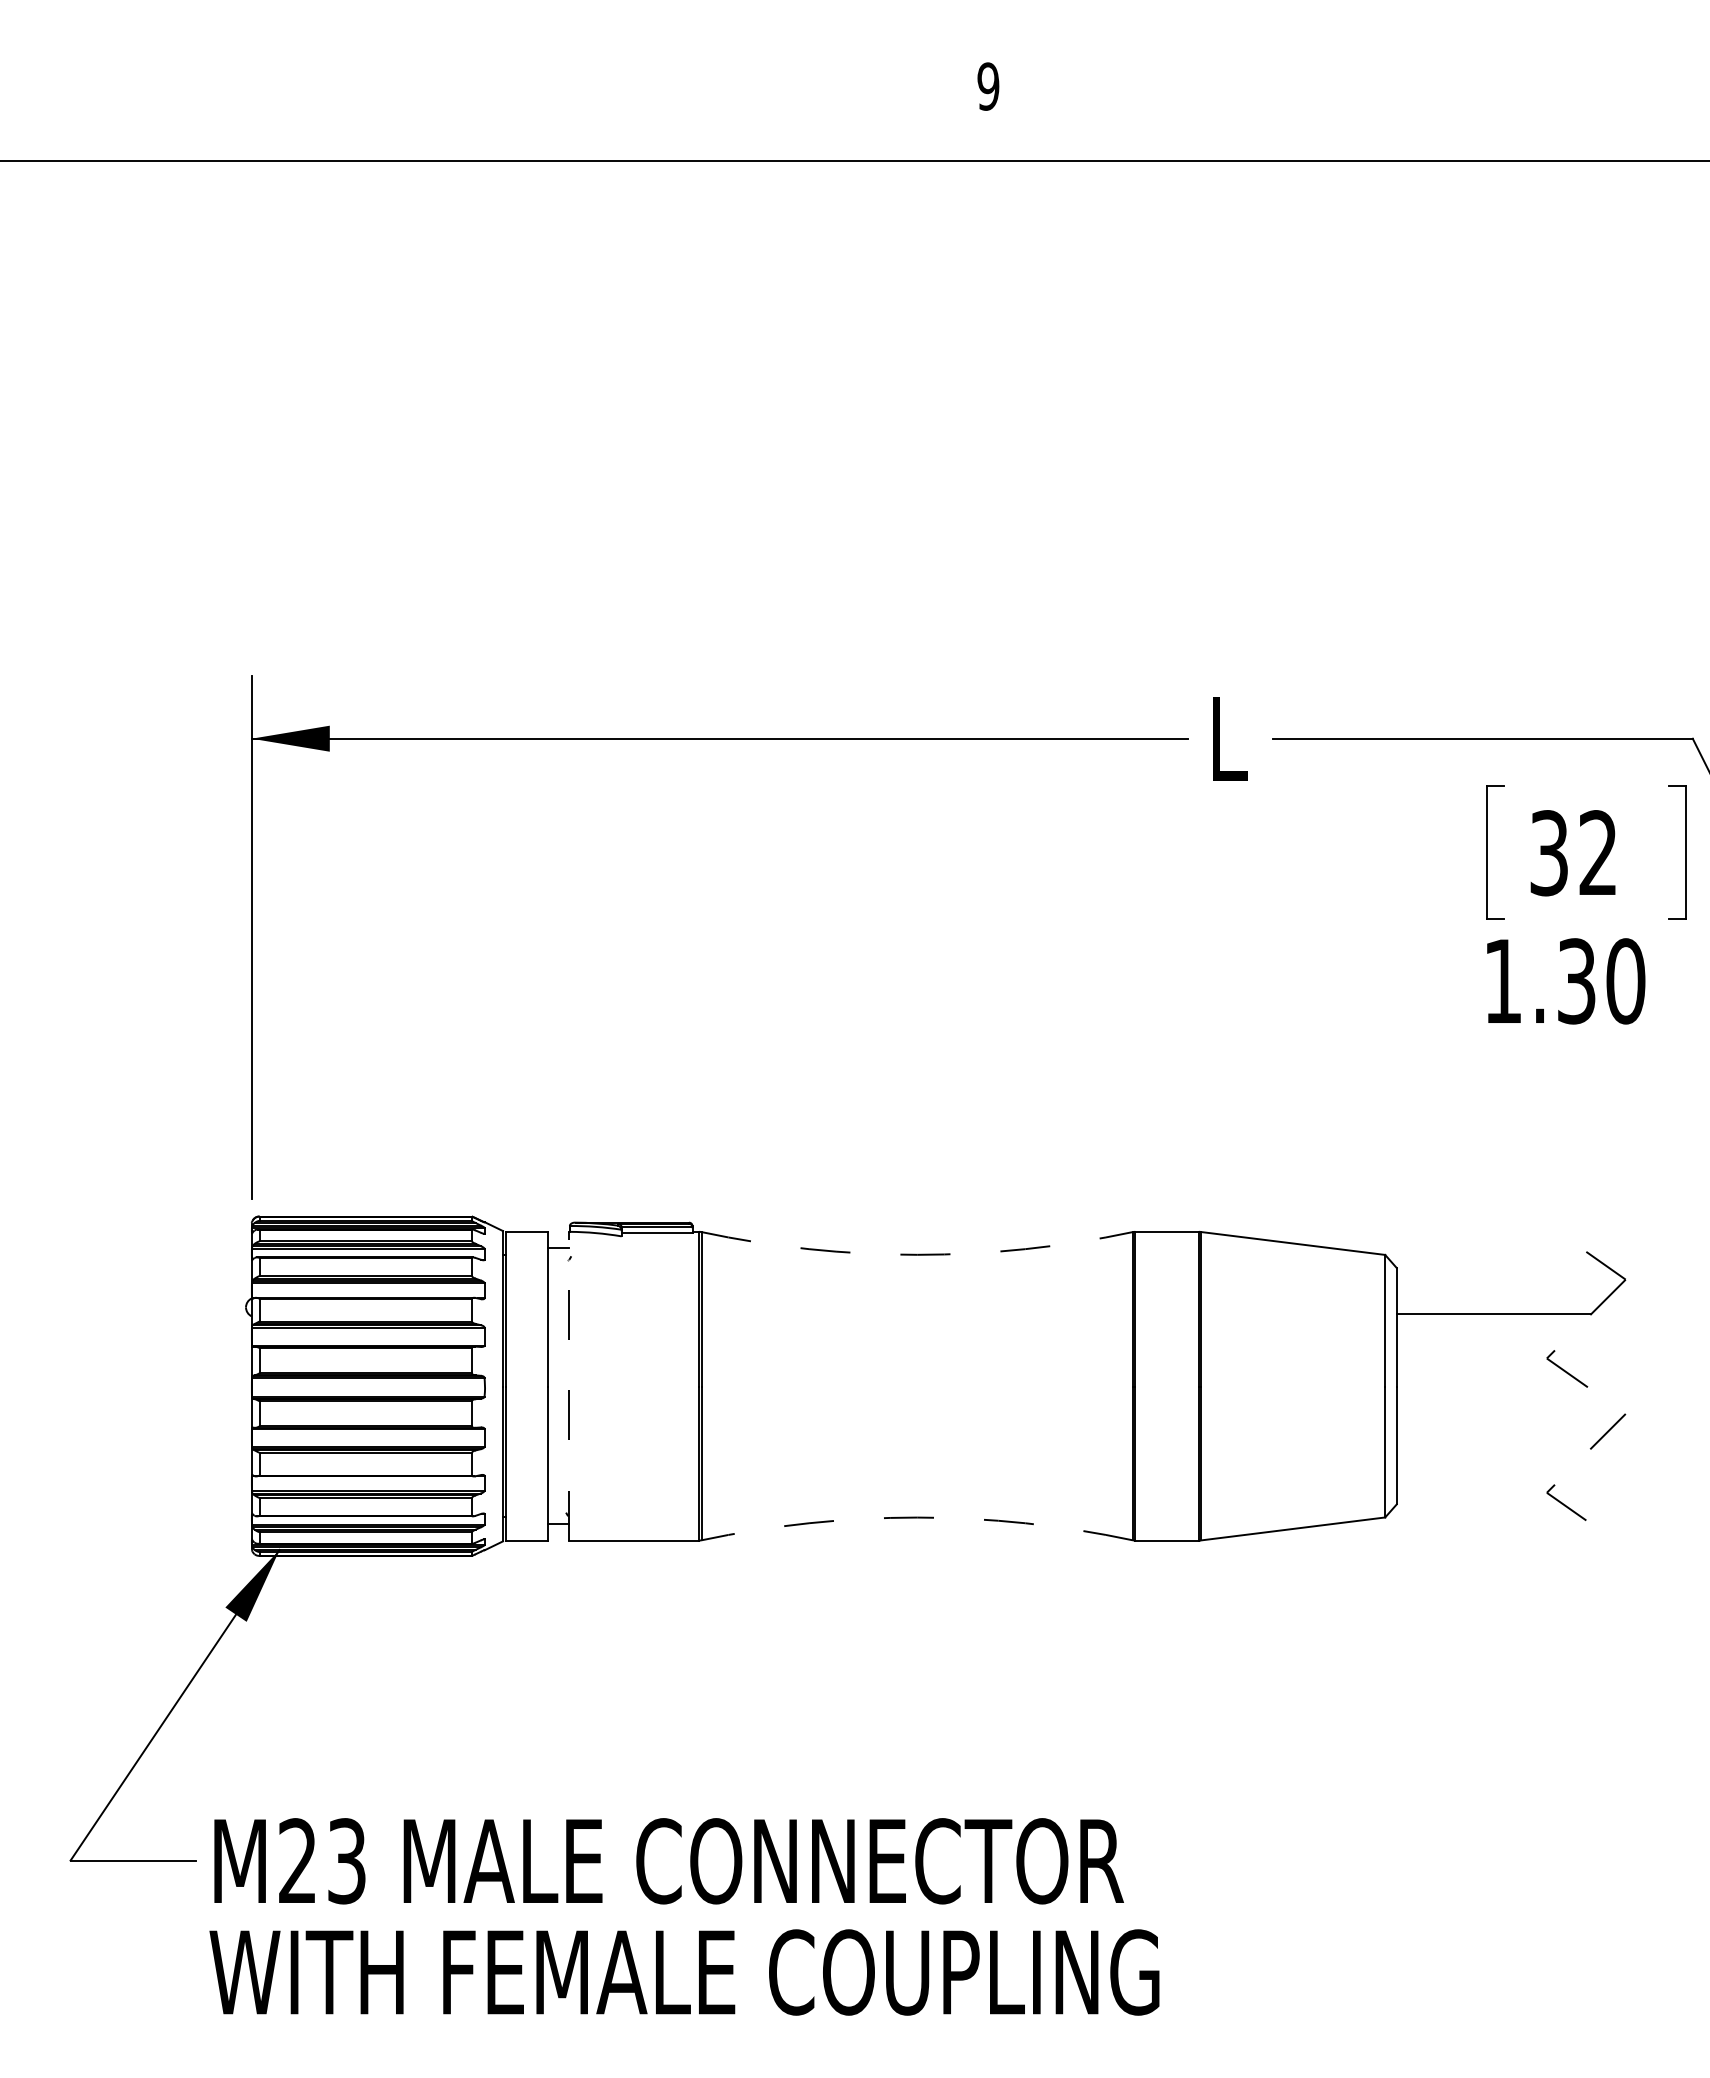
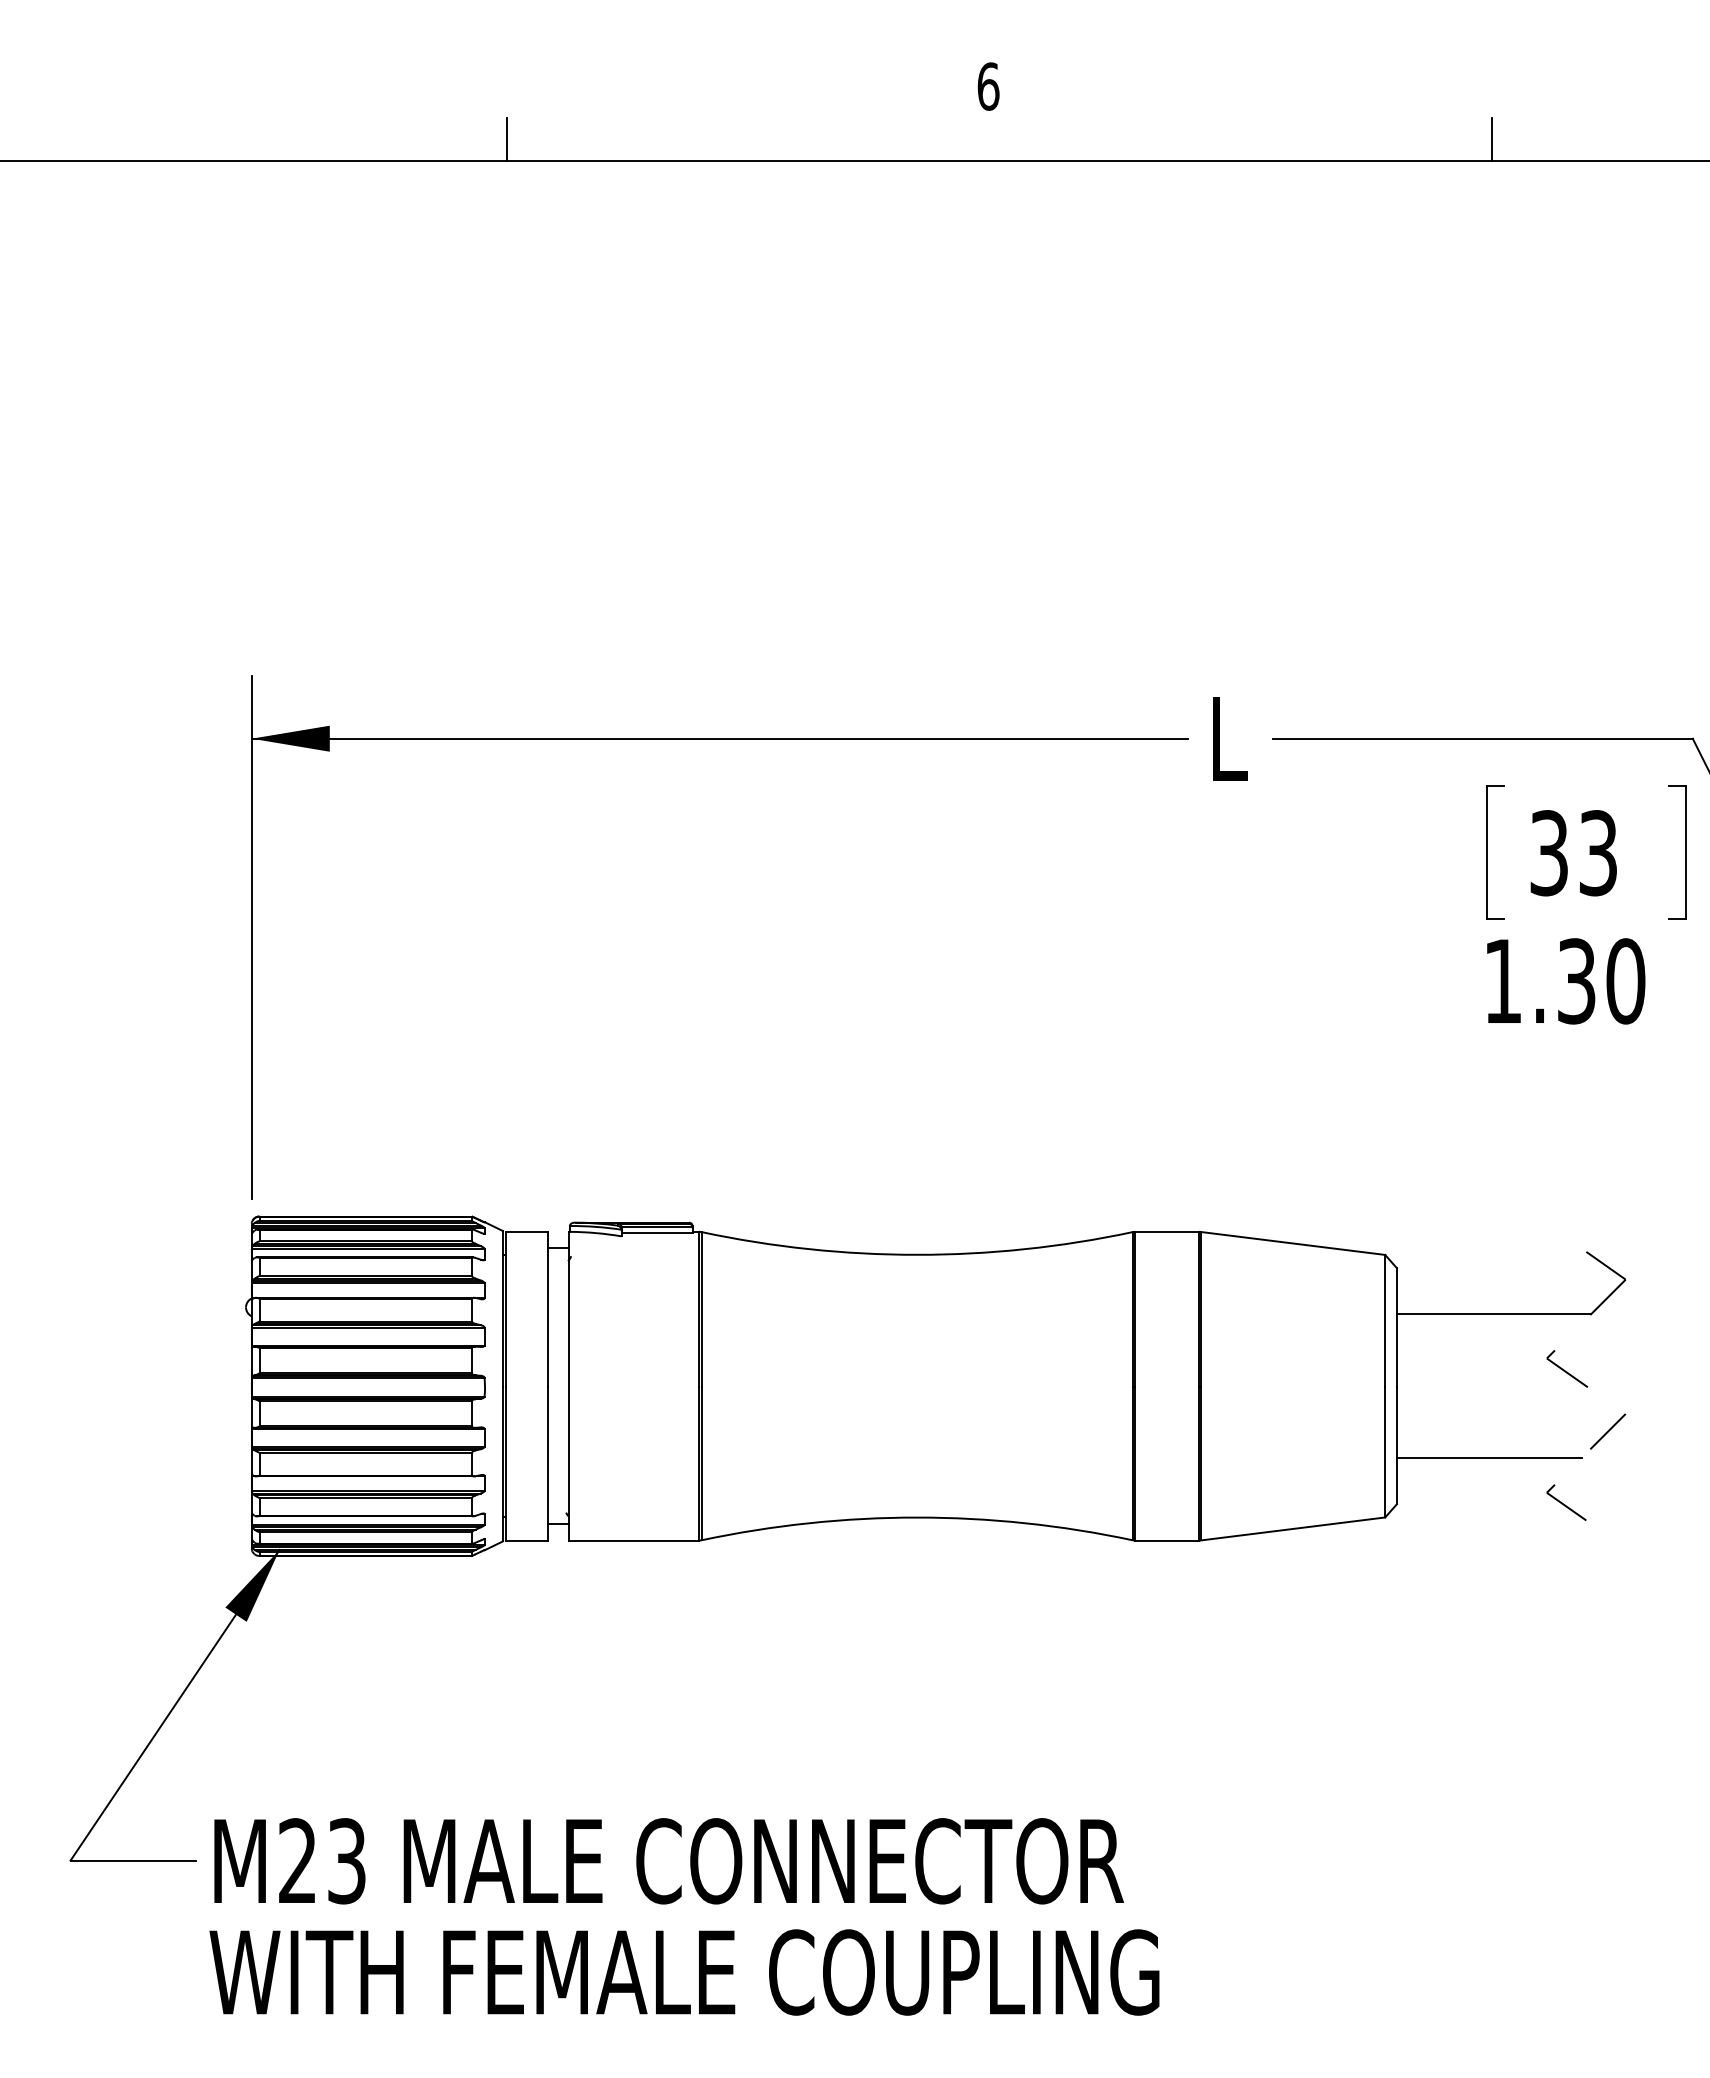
text: 9 -> 6 (988, 86)
line: none -> present (506, 139)
line: none -> present (1492, 139)
text: 32 -> 33 (1597, 853)
arc: dashed -> solid (917, 1254)
line: dashed -> solid (569, 1385)
line: none -> present (1488, 1457)
arc: dashed -> solid (917, 1517)
